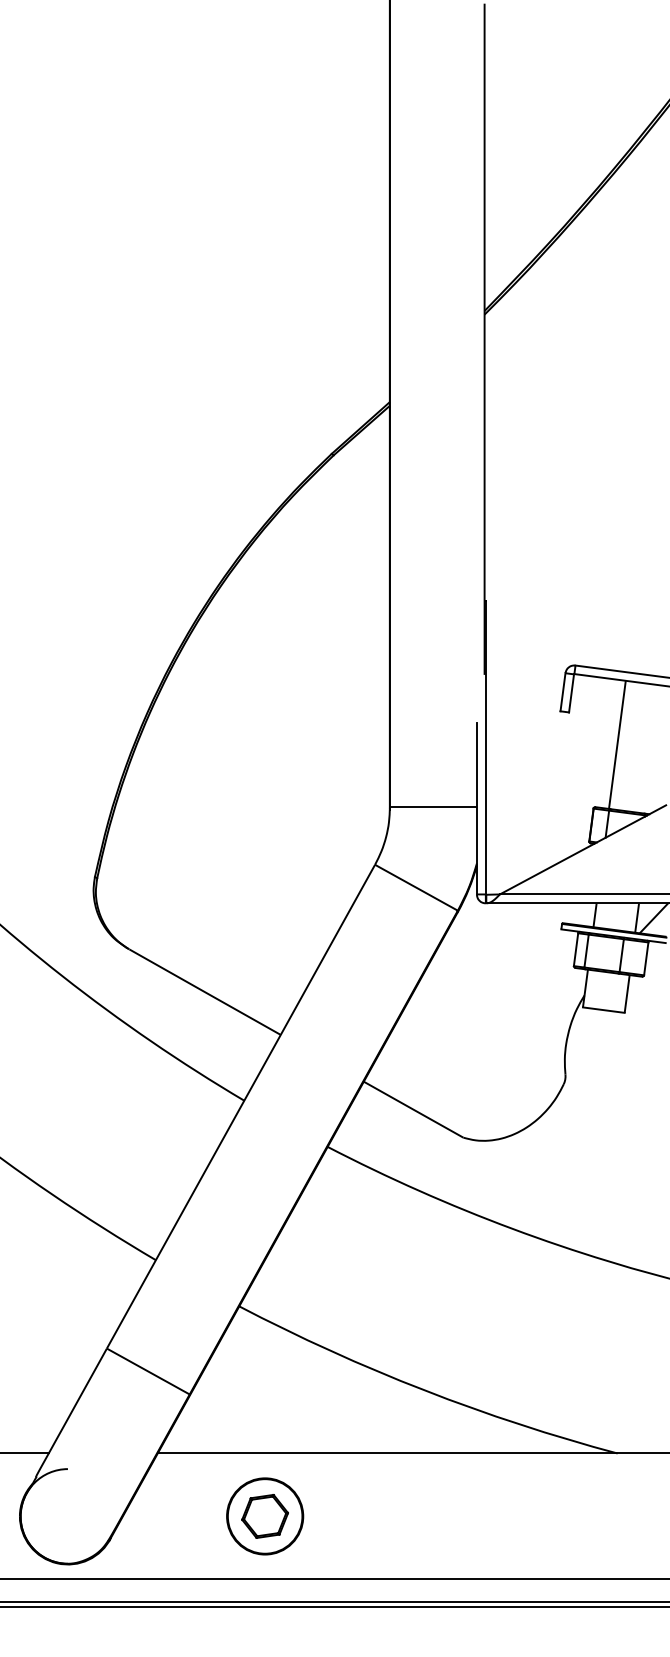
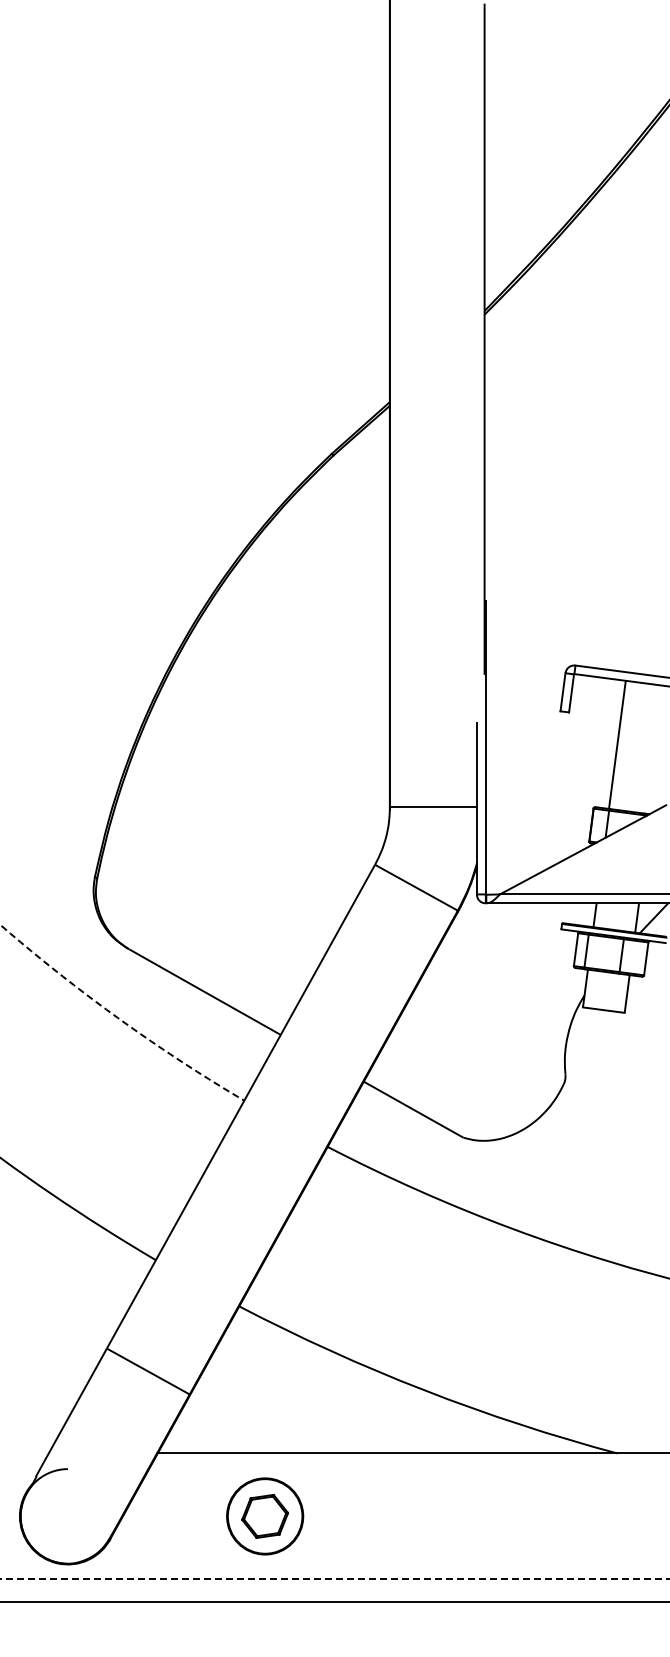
arc: solid -> dashed (118, 1018)
line: present -> none (25, 1453)
line: solid -> dashed (334, 1579)
line: present -> none (334, 1607)
